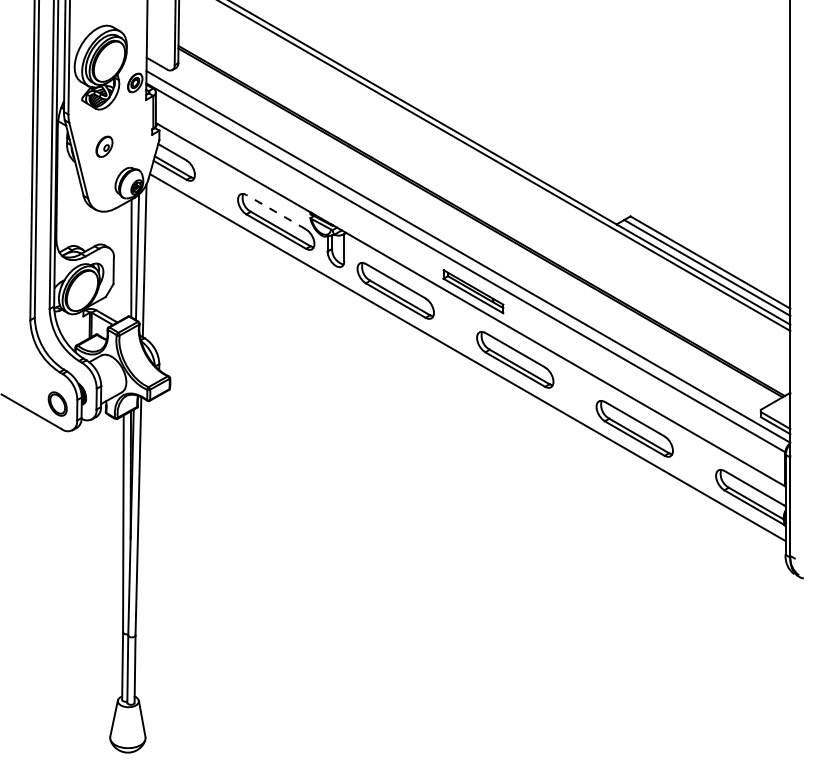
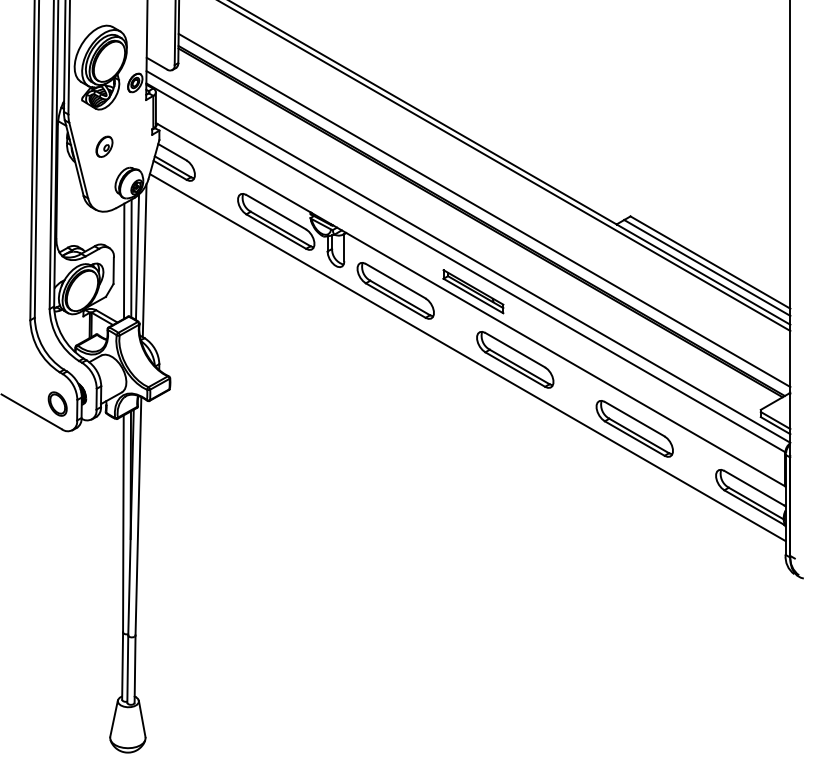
line: none -> present (484, 210)
line: dashed -> solid (275, 211)
line: none -> present (124, 260)
